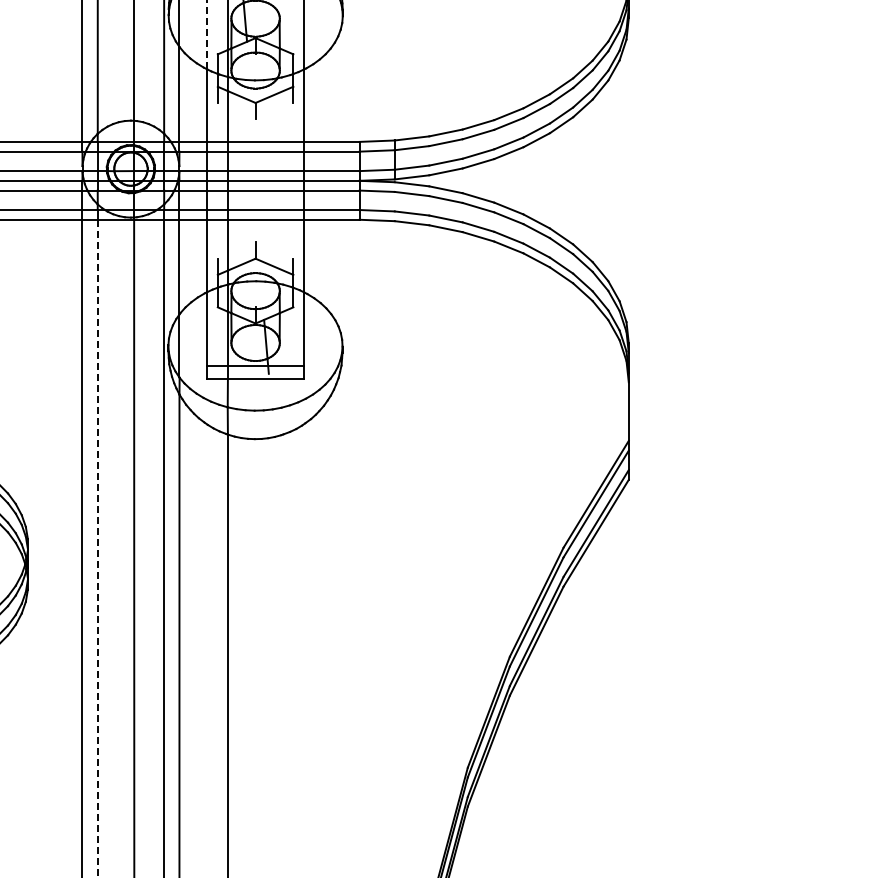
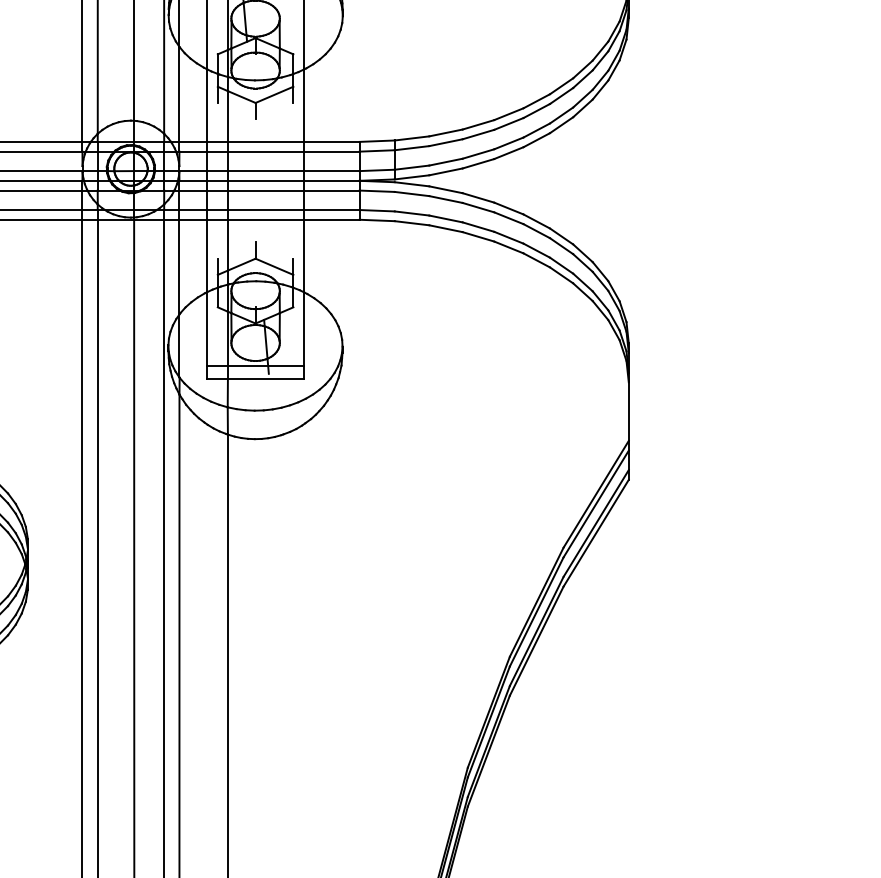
line: dashed -> solid (207, 34)
line: dashed -> solid (97, 548)
